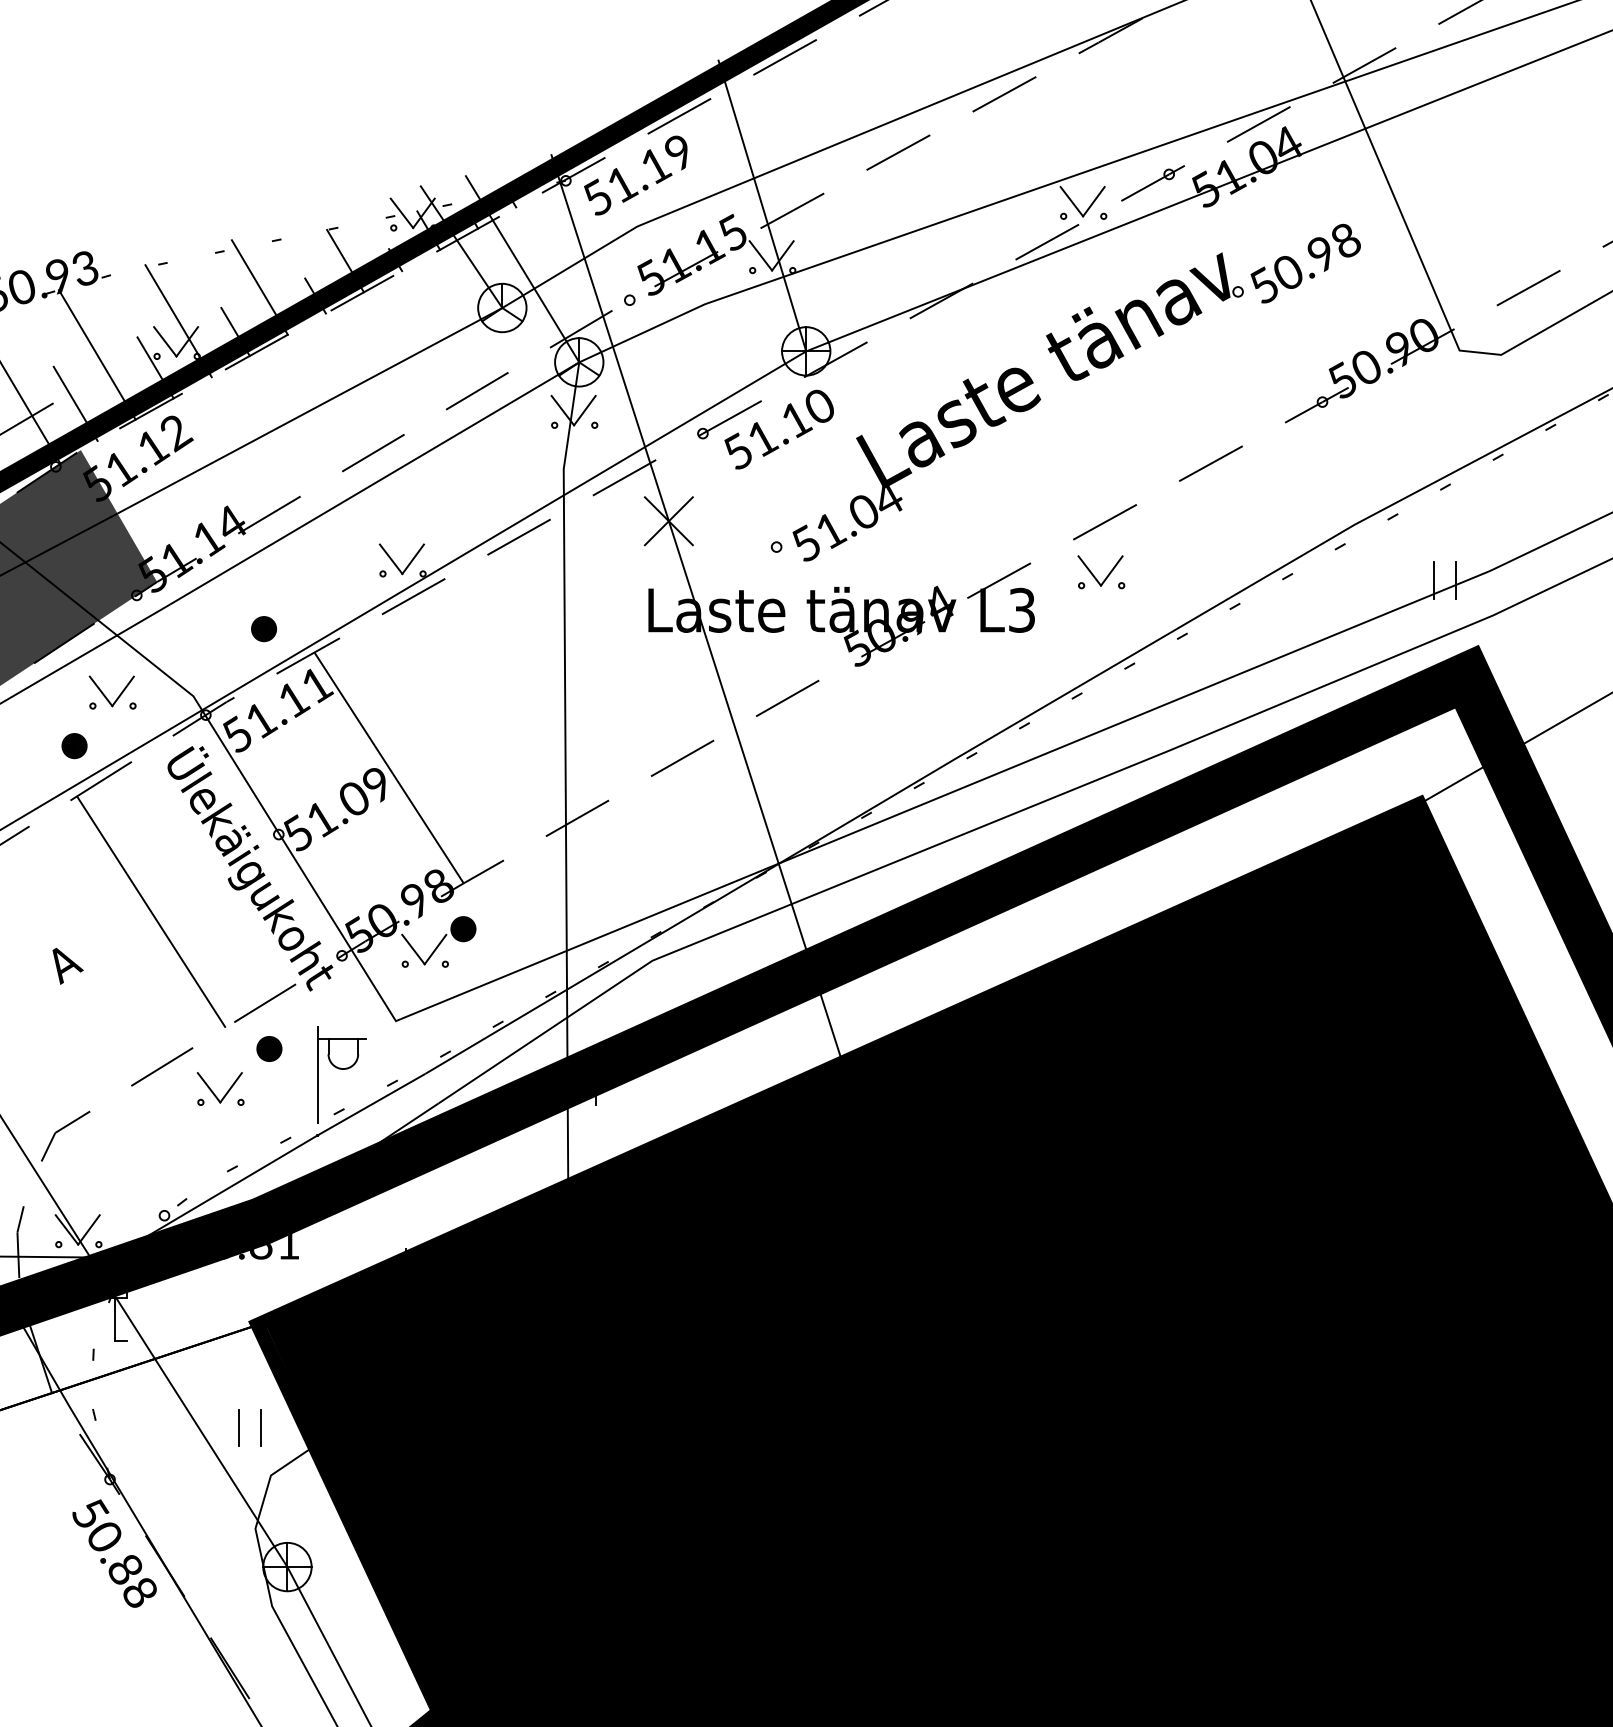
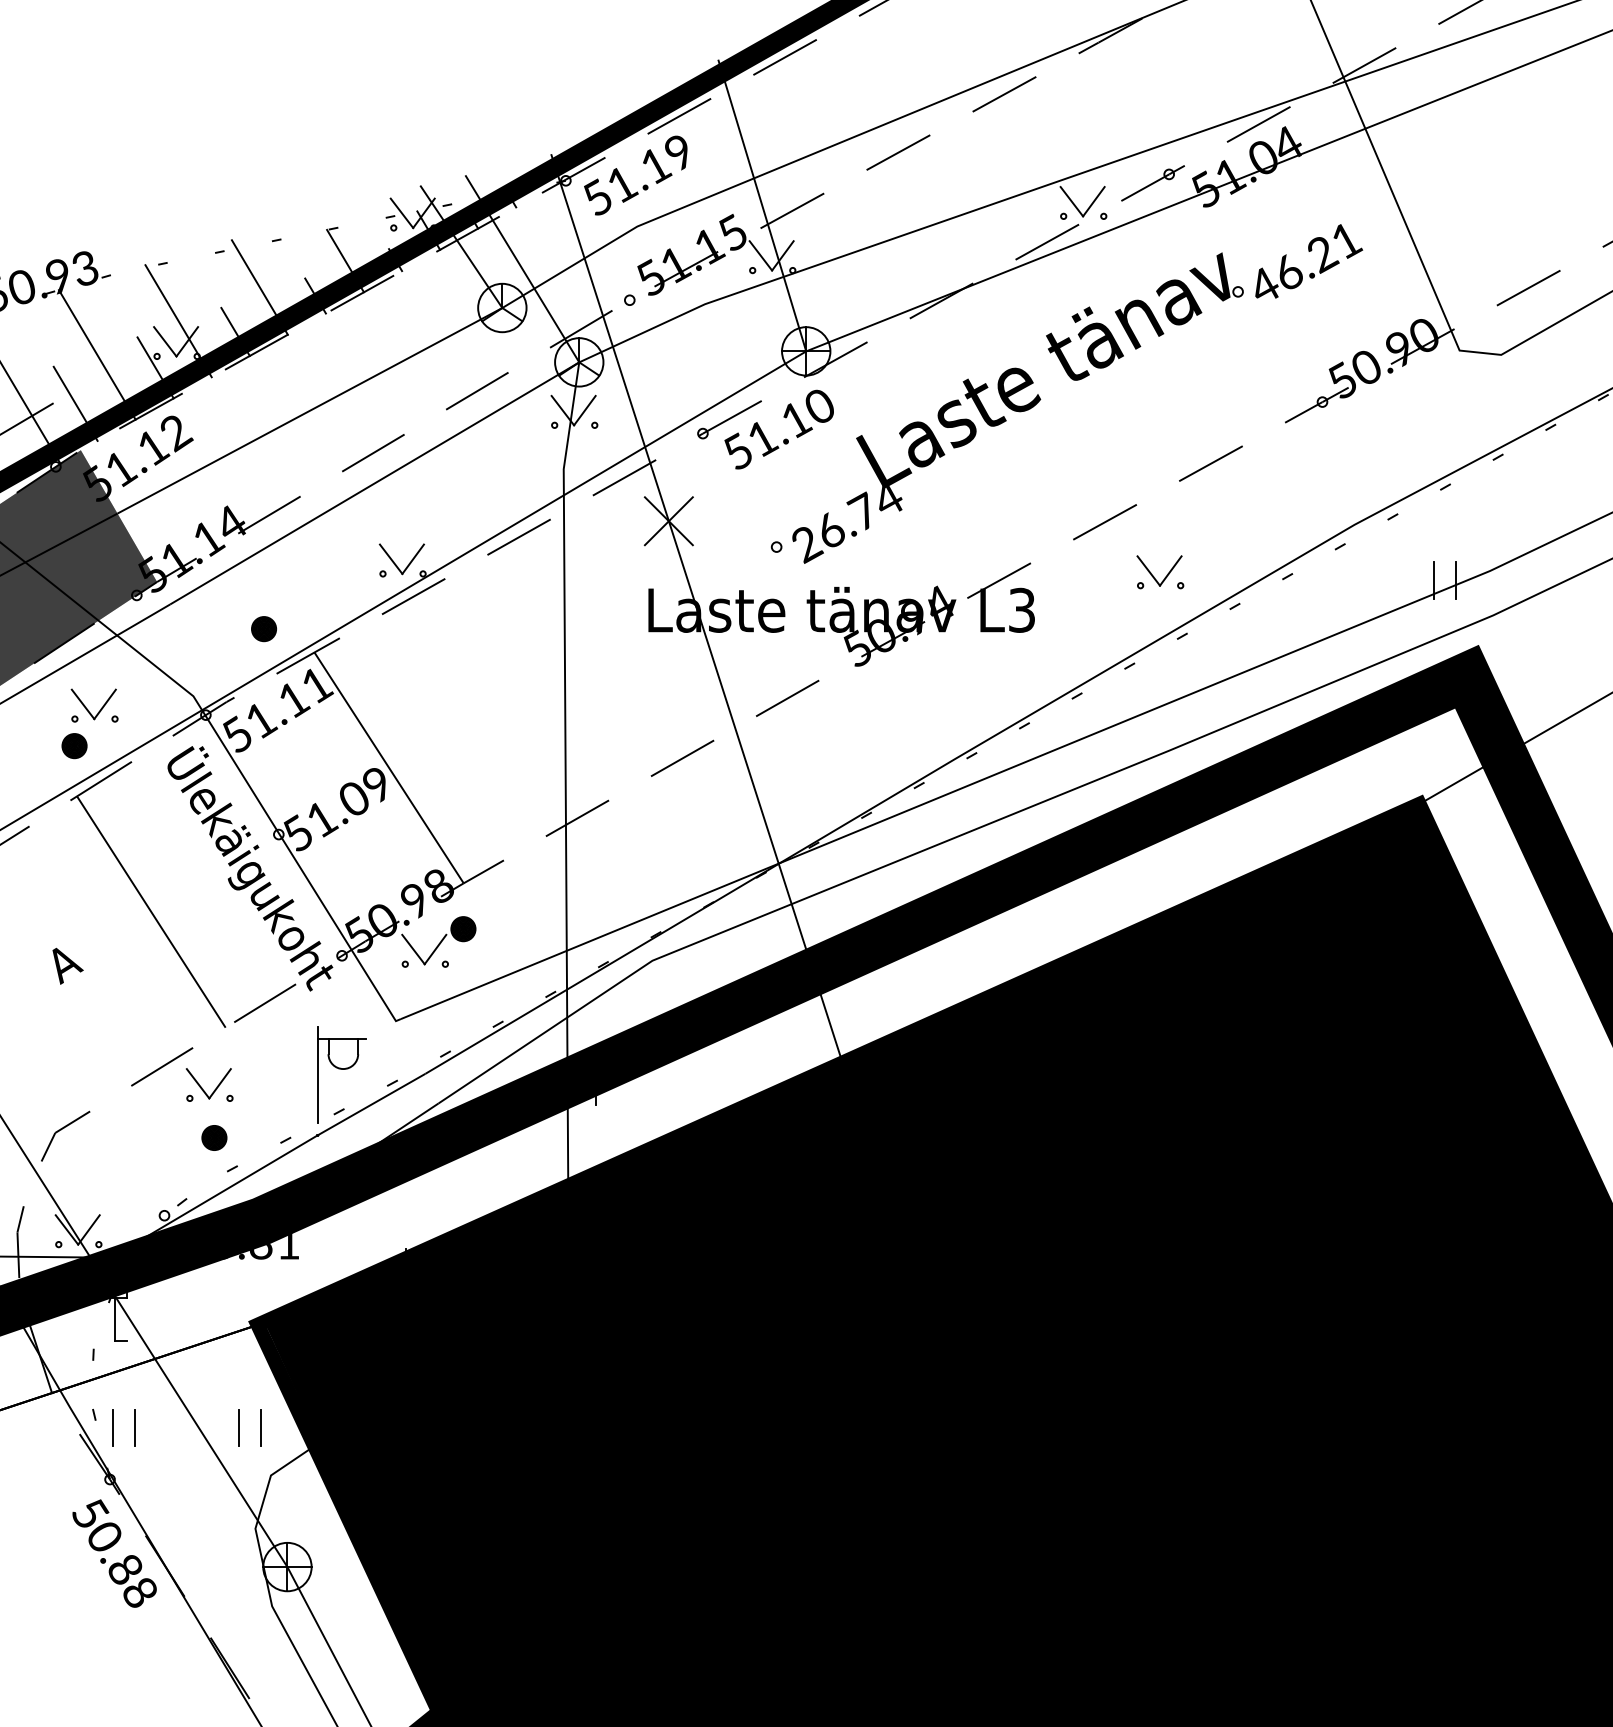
text: 50.98 -> 46.21 (1306, 263)
text: 51.04 -> 26.74 (835, 527)
part position: (1106, 576) -> (1165, 576) (1165, 576)
part position: (118, 695) -> (100, 708) (100, 708)
part position: (269, 1048) -> (214, 1137) (214, 1137)
part position: (225, 1093) -> (214, 1089) (214, 1089)
part: none -> present (113, 1427)
